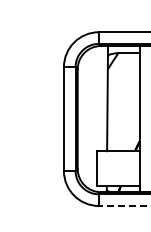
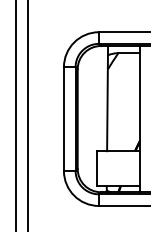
line: none -> present (16, 115)
line: none -> present (27, 115)
line: dashed -> solid (124, 205)
